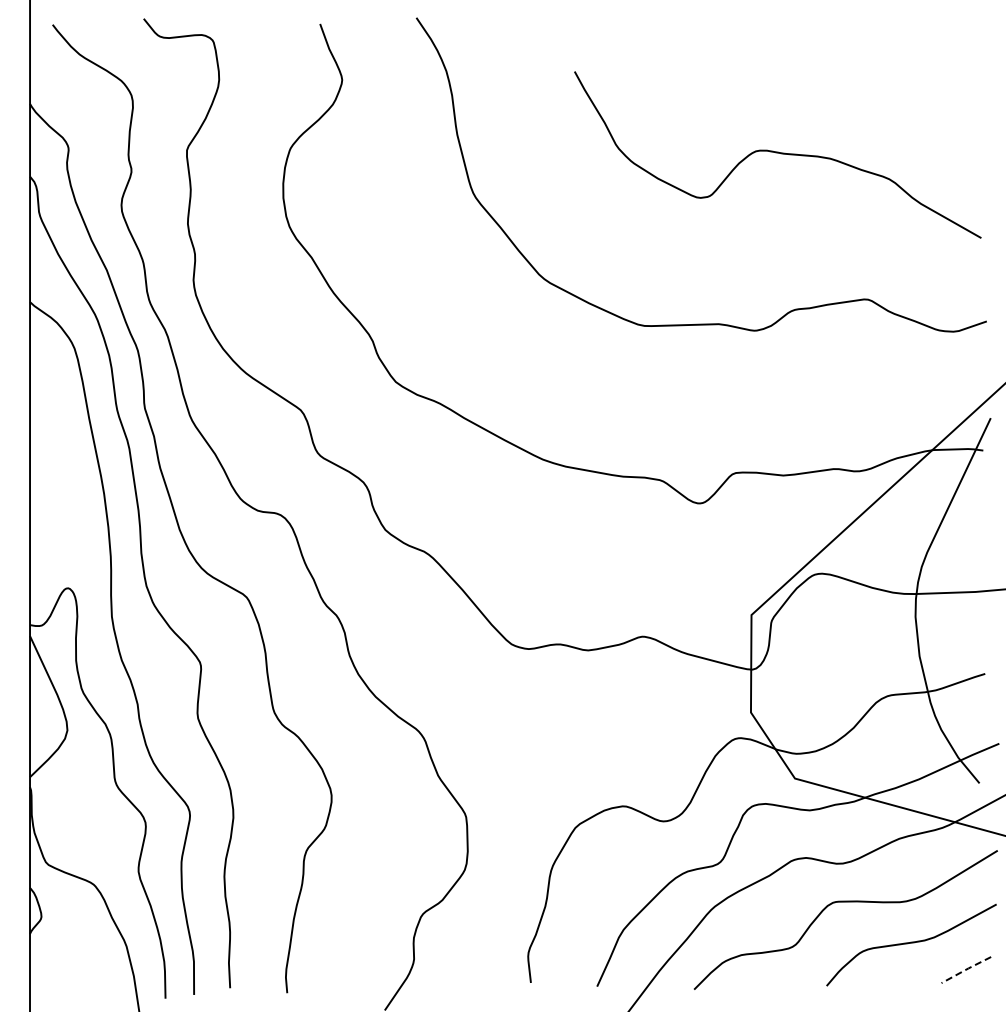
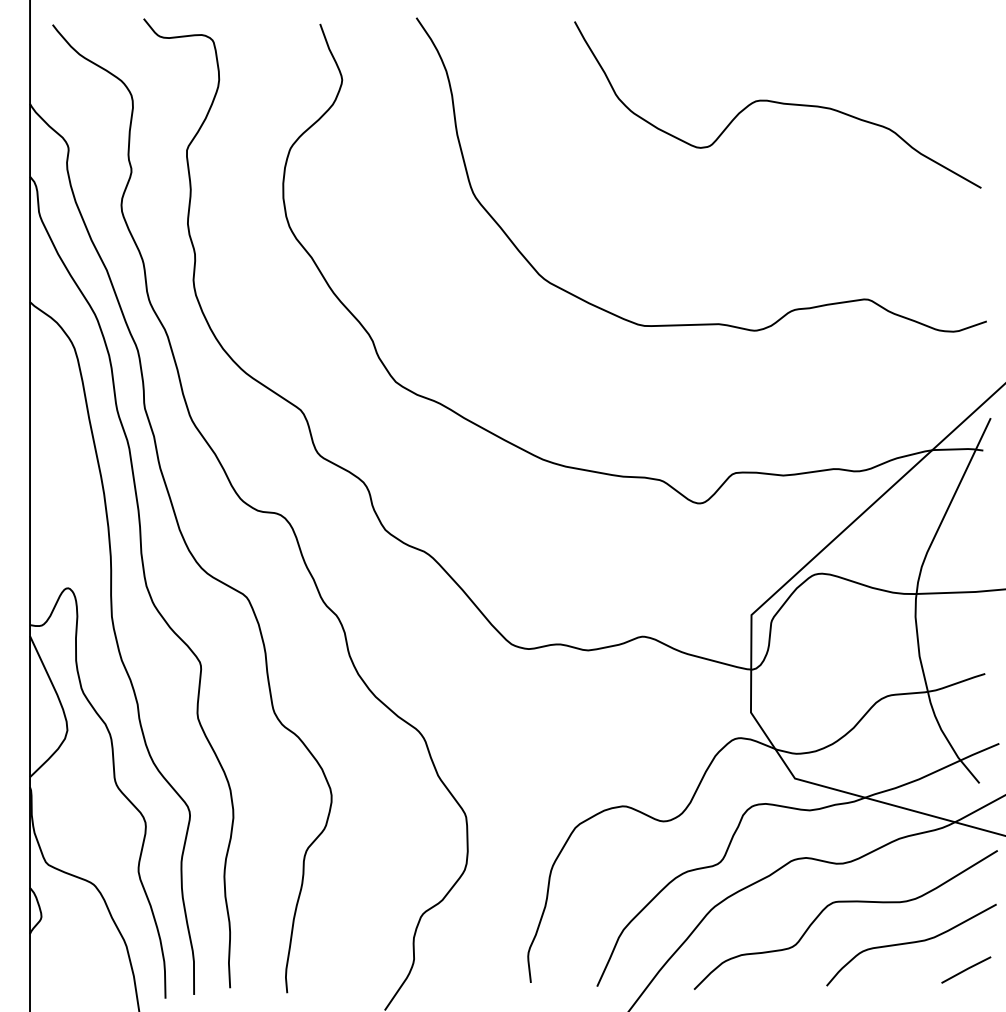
curve position: (777, 153) -> (777, 103) (777, 103)
line: dashed -> solid (966, 969)
